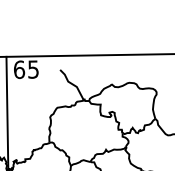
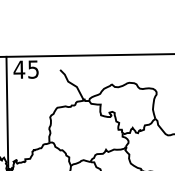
text: 65 -> 45 (19, 69)
